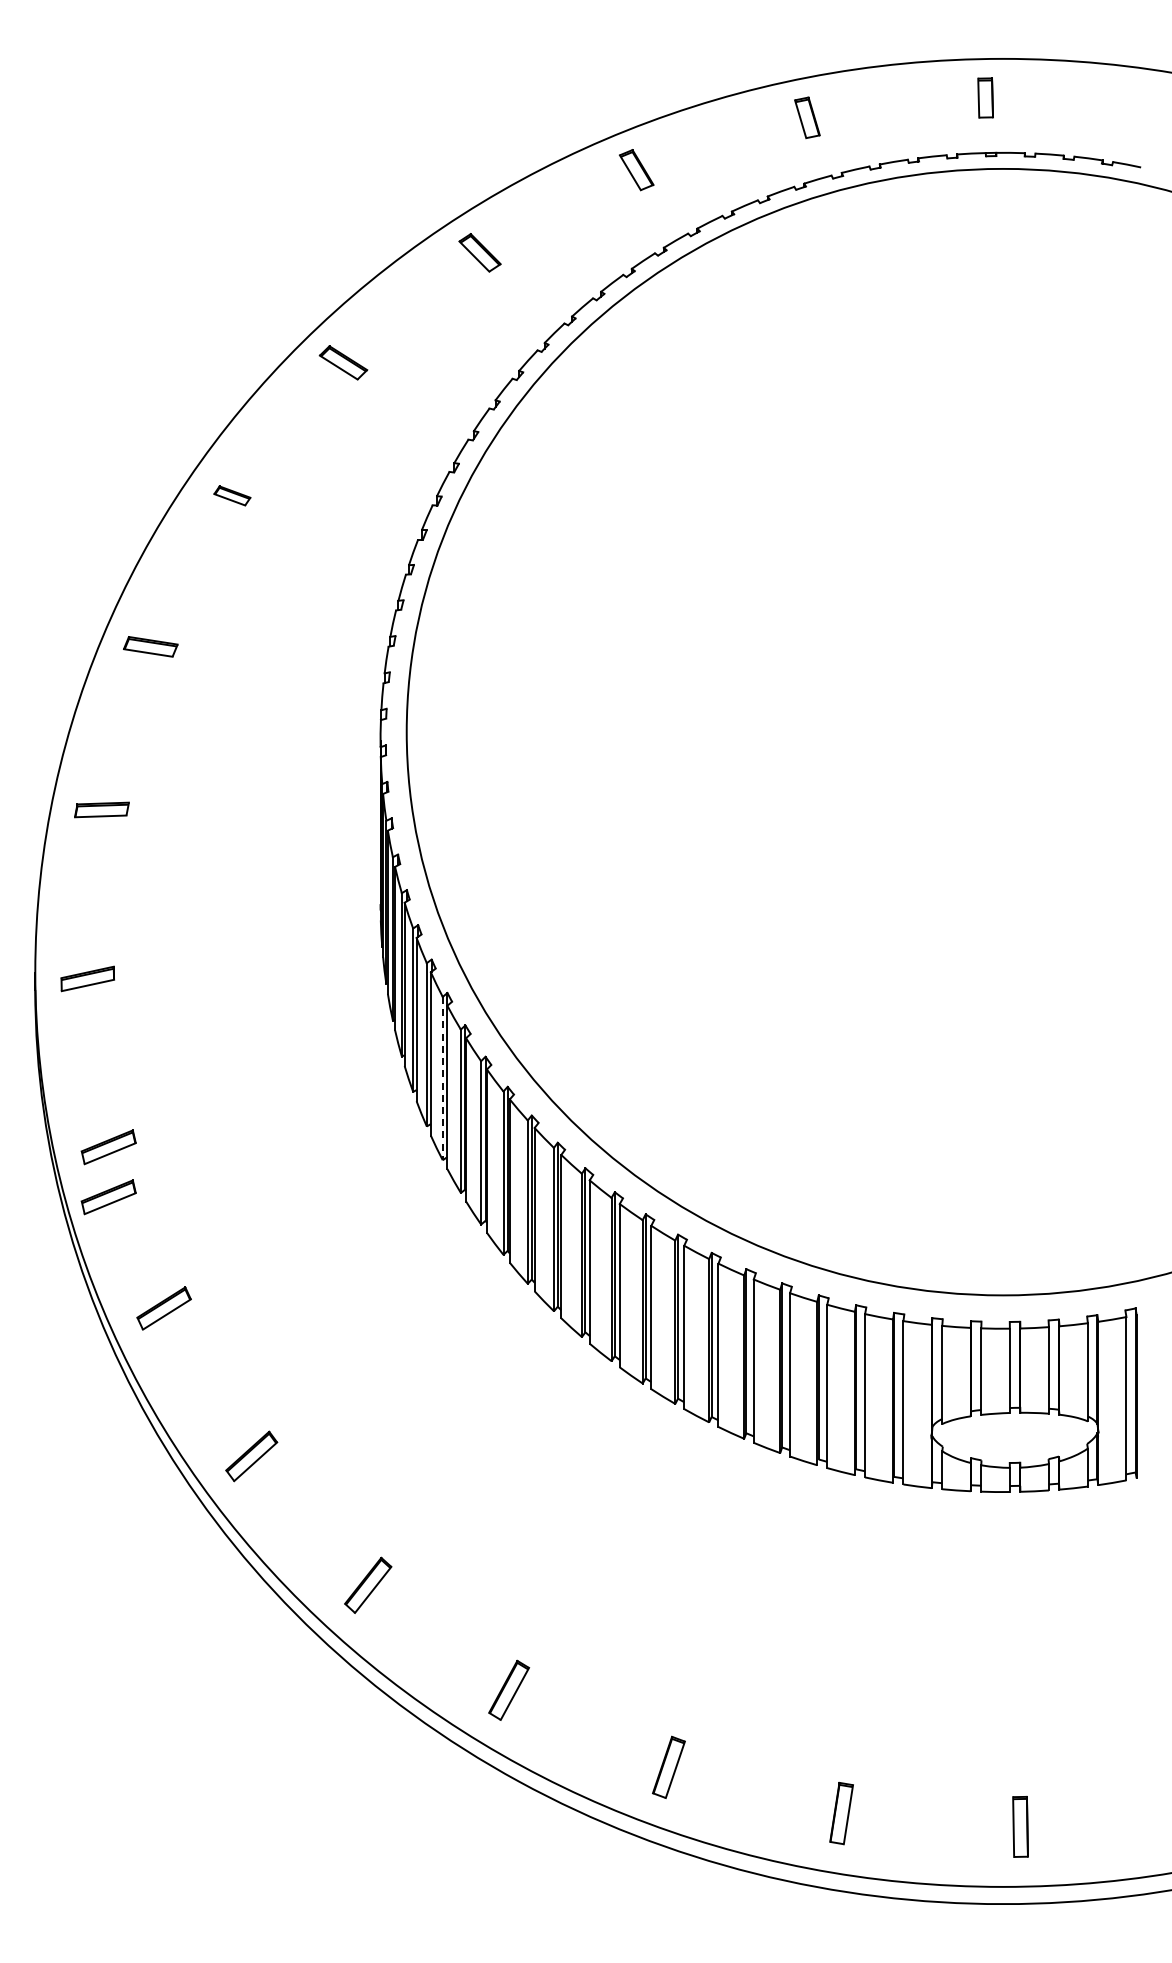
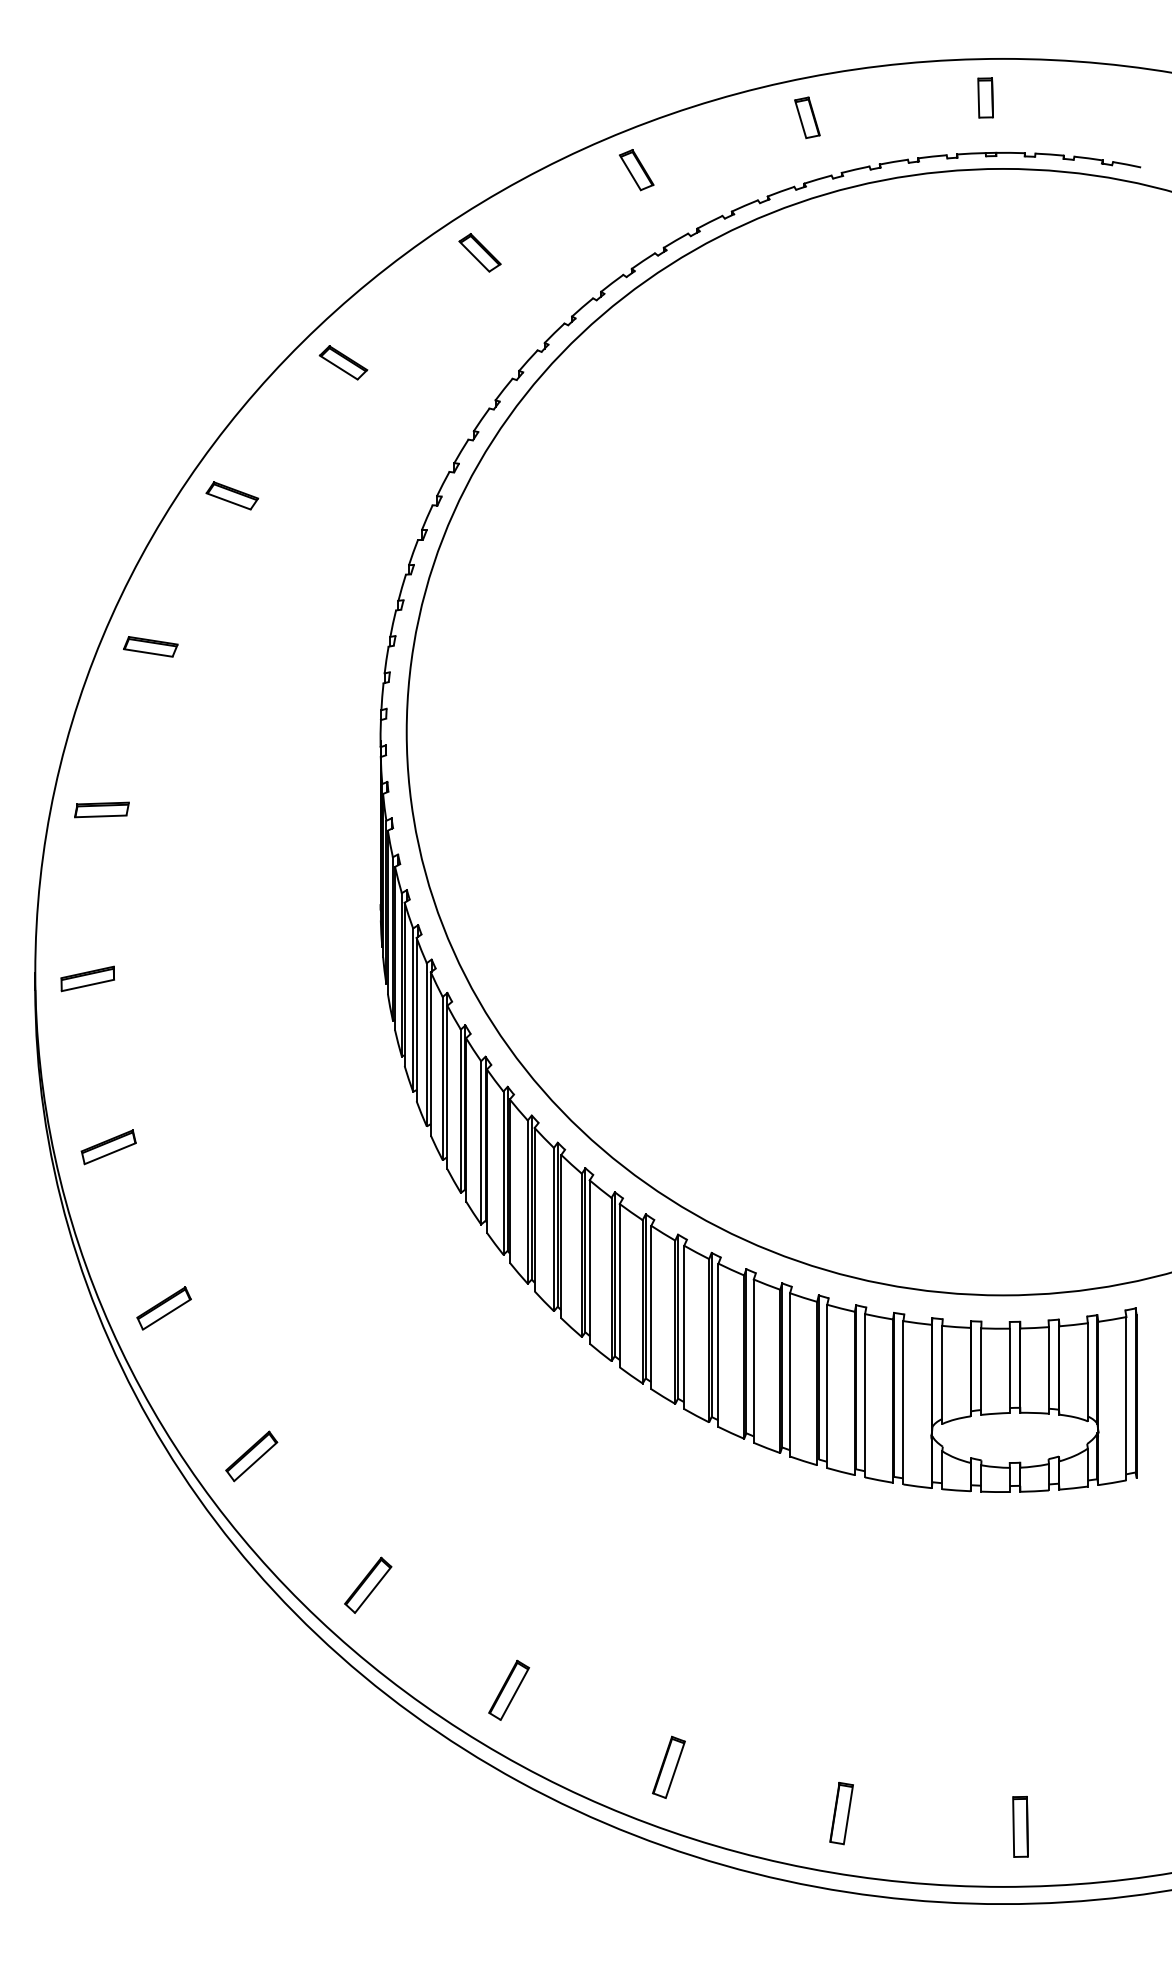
part size: 39x22 px -> 55x30 px (232, 495)
line: dashed -> solid (442, 1078)
part: present -> none (108, 1197)
